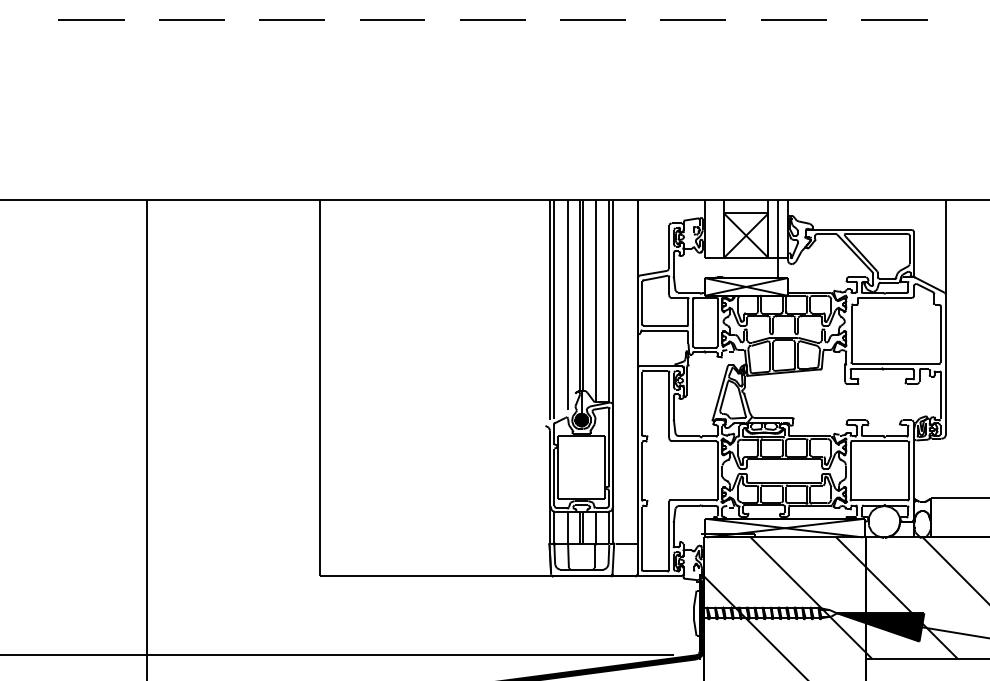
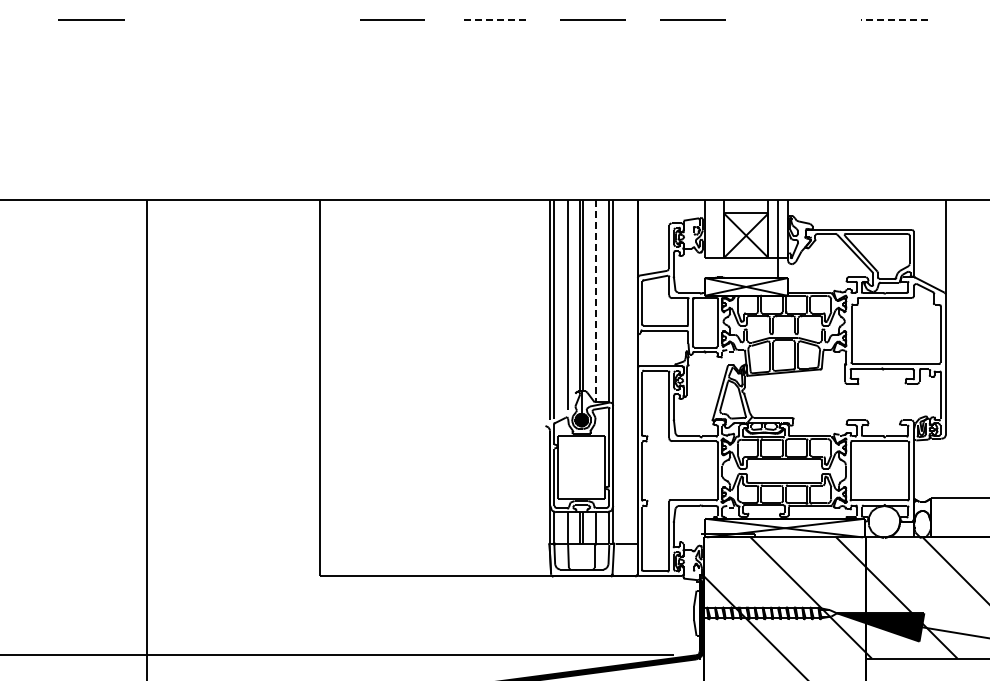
line: present -> none (191, 19)
line: present -> none (291, 19)
line: present -> none (793, 19)
line: solid -> dashed (492, 20)
line: solid -> dashed (893, 20)
line: solid -> dashed (595, 301)
